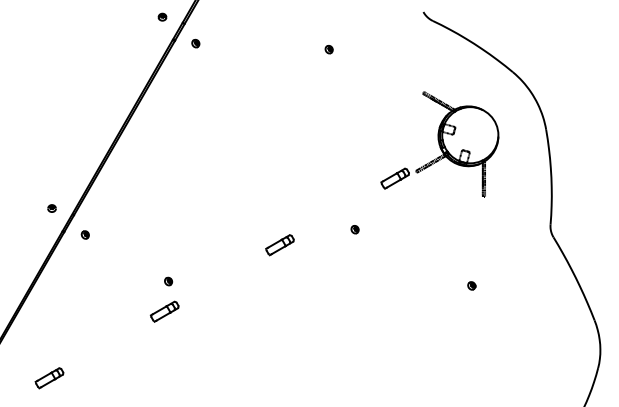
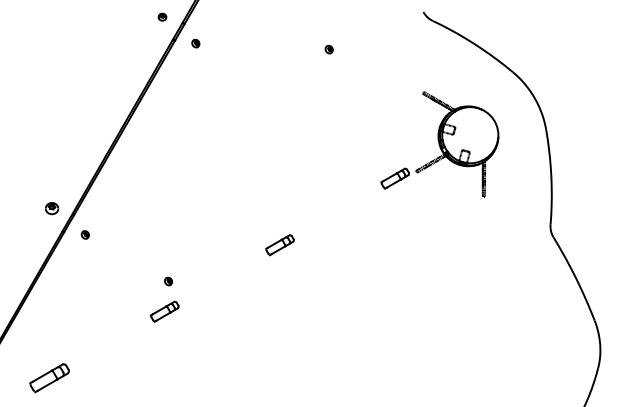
part size: 10x9 px -> 15x14 px (52, 208)
part: present -> none (354, 229)
part: present -> none (471, 285)
part size: 31x23 px -> 41x31 px (49, 378)
